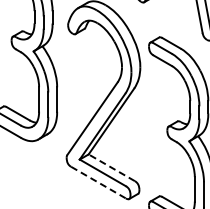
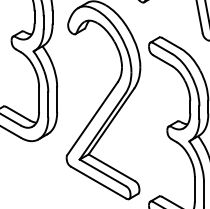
line: dashed -> solid (111, 167)
line: dashed -> solid (98, 182)
